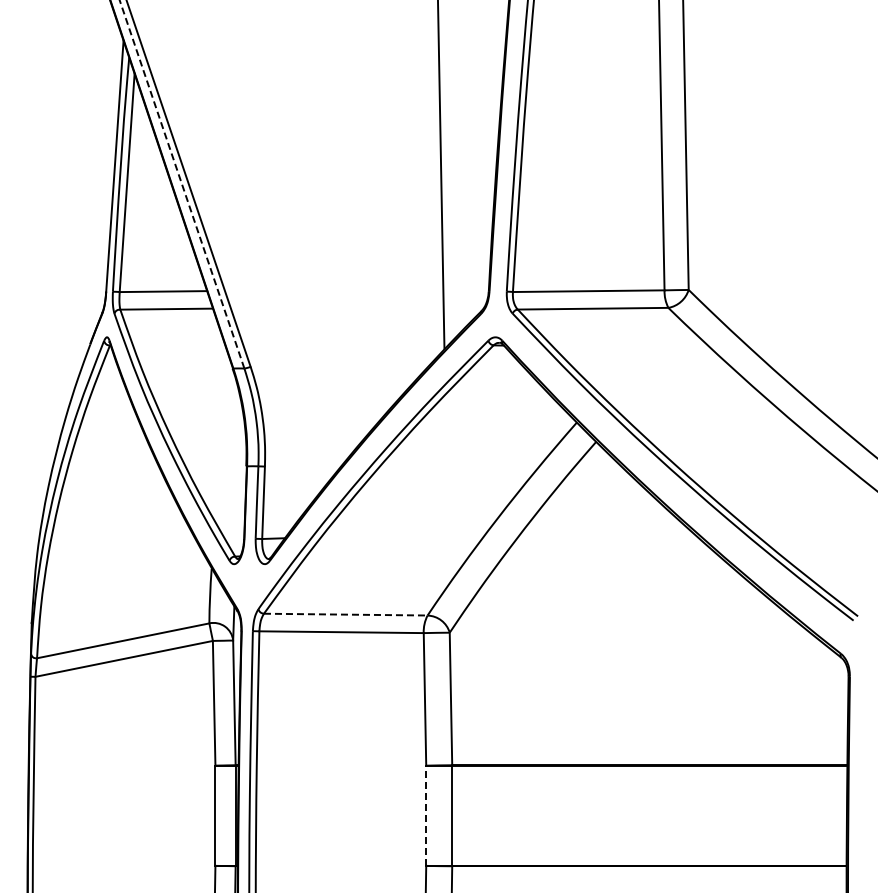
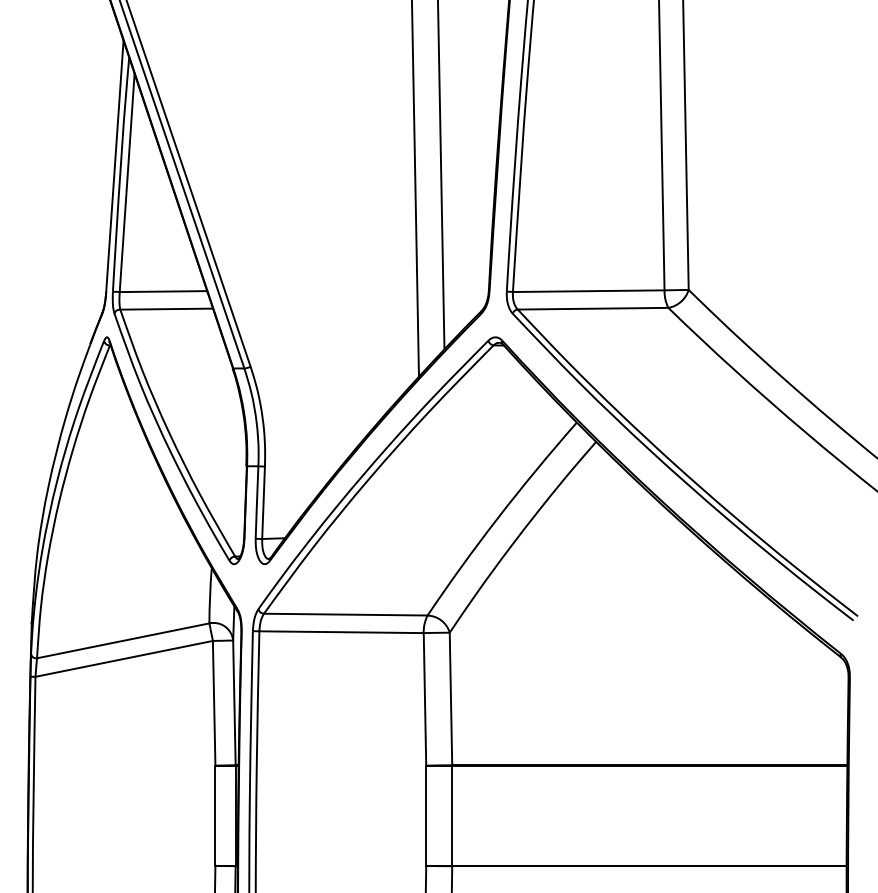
line: dashed -> solid (181, 184)
line: none -> present (414, 189)
line: dashed -> solid (345, 614)
line: dashed -> solid (426, 815)
